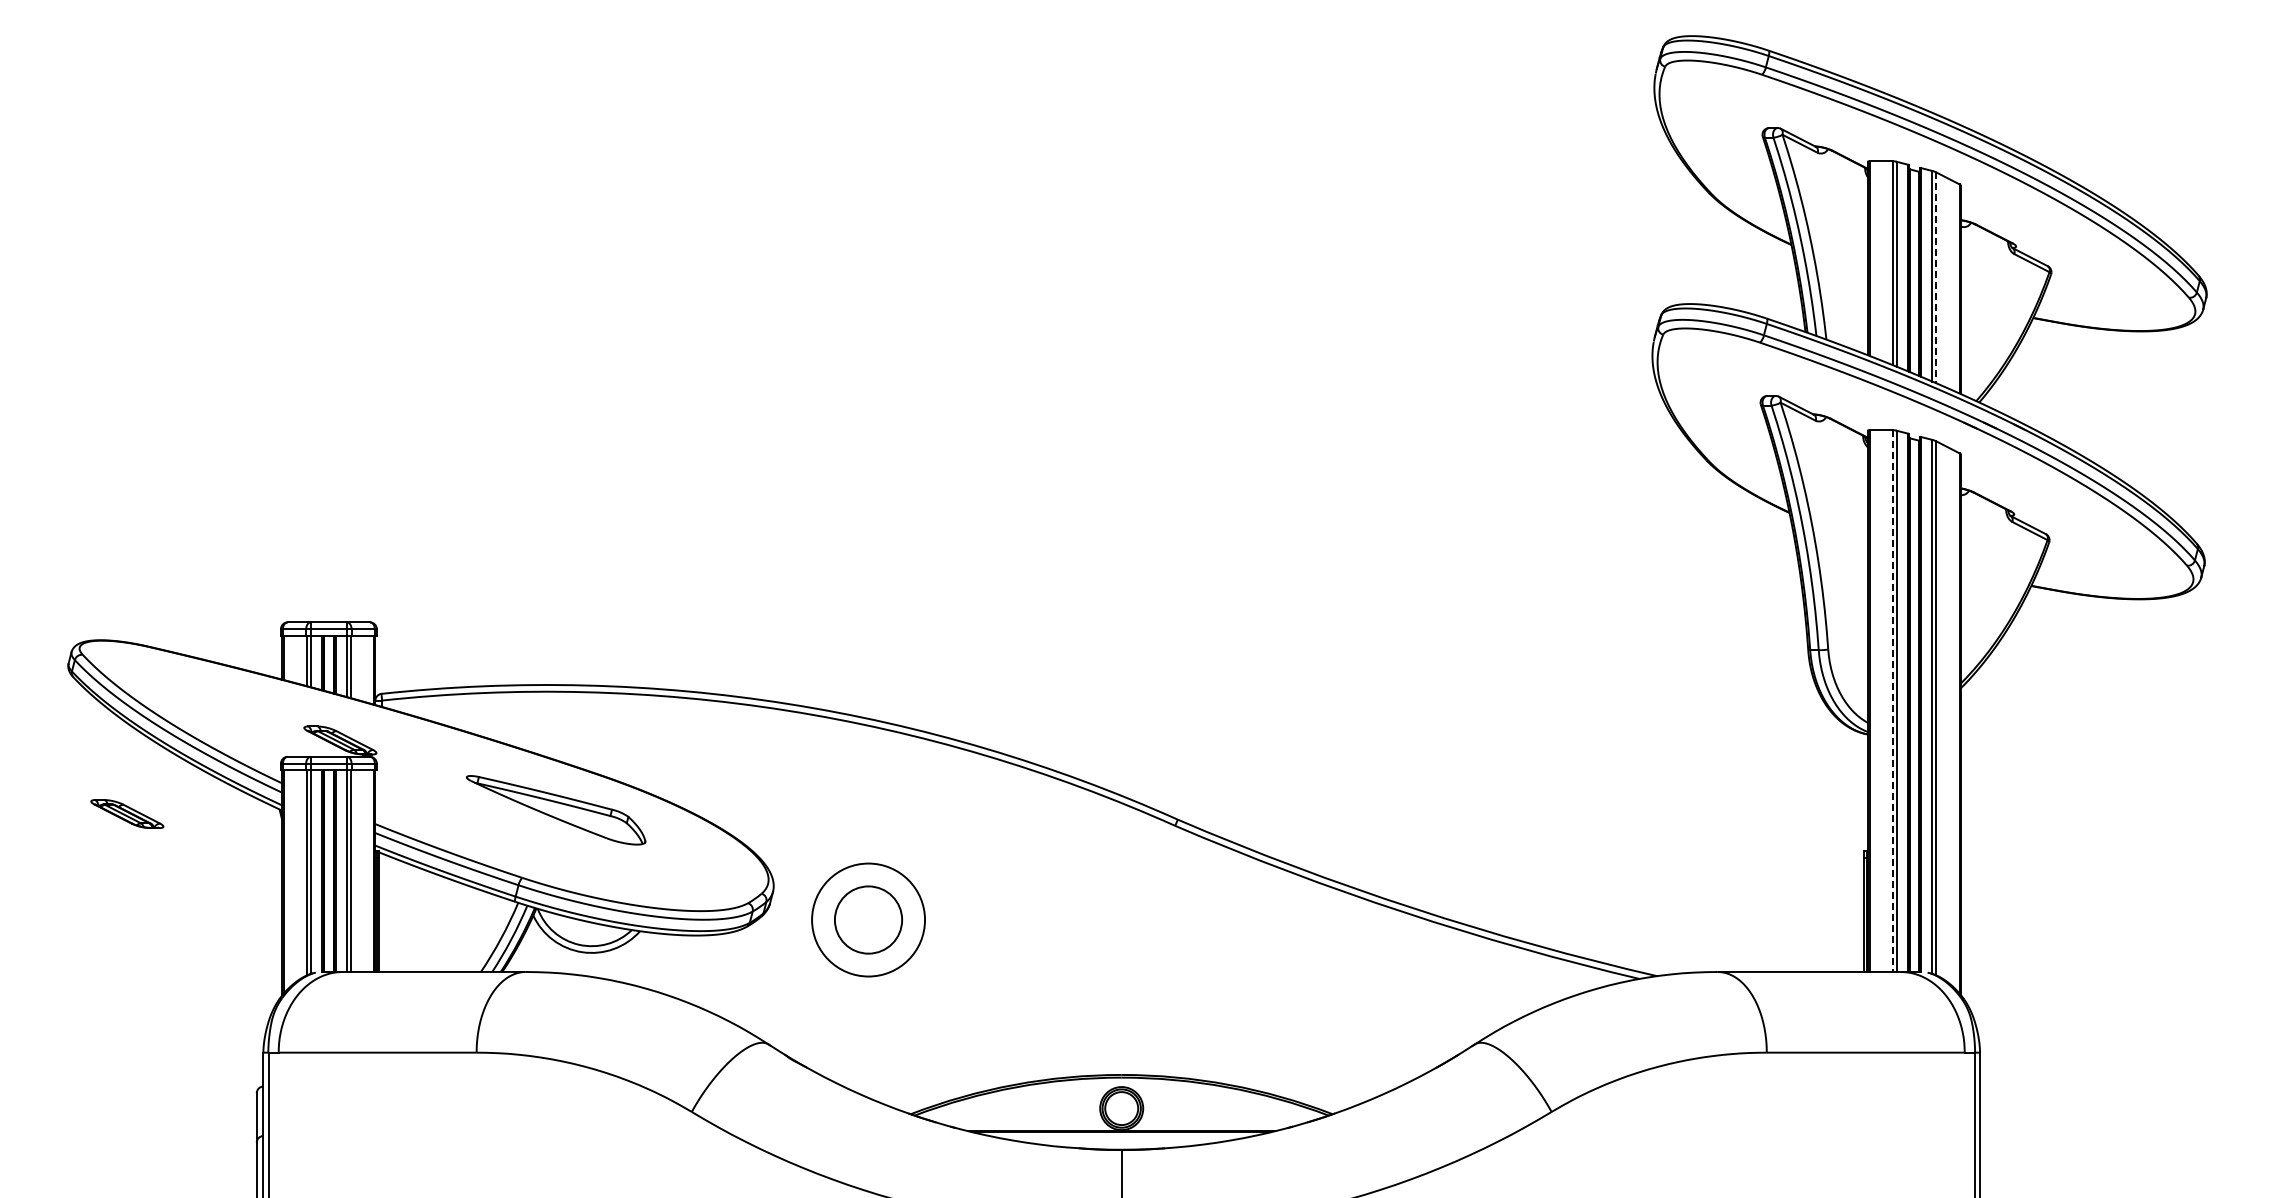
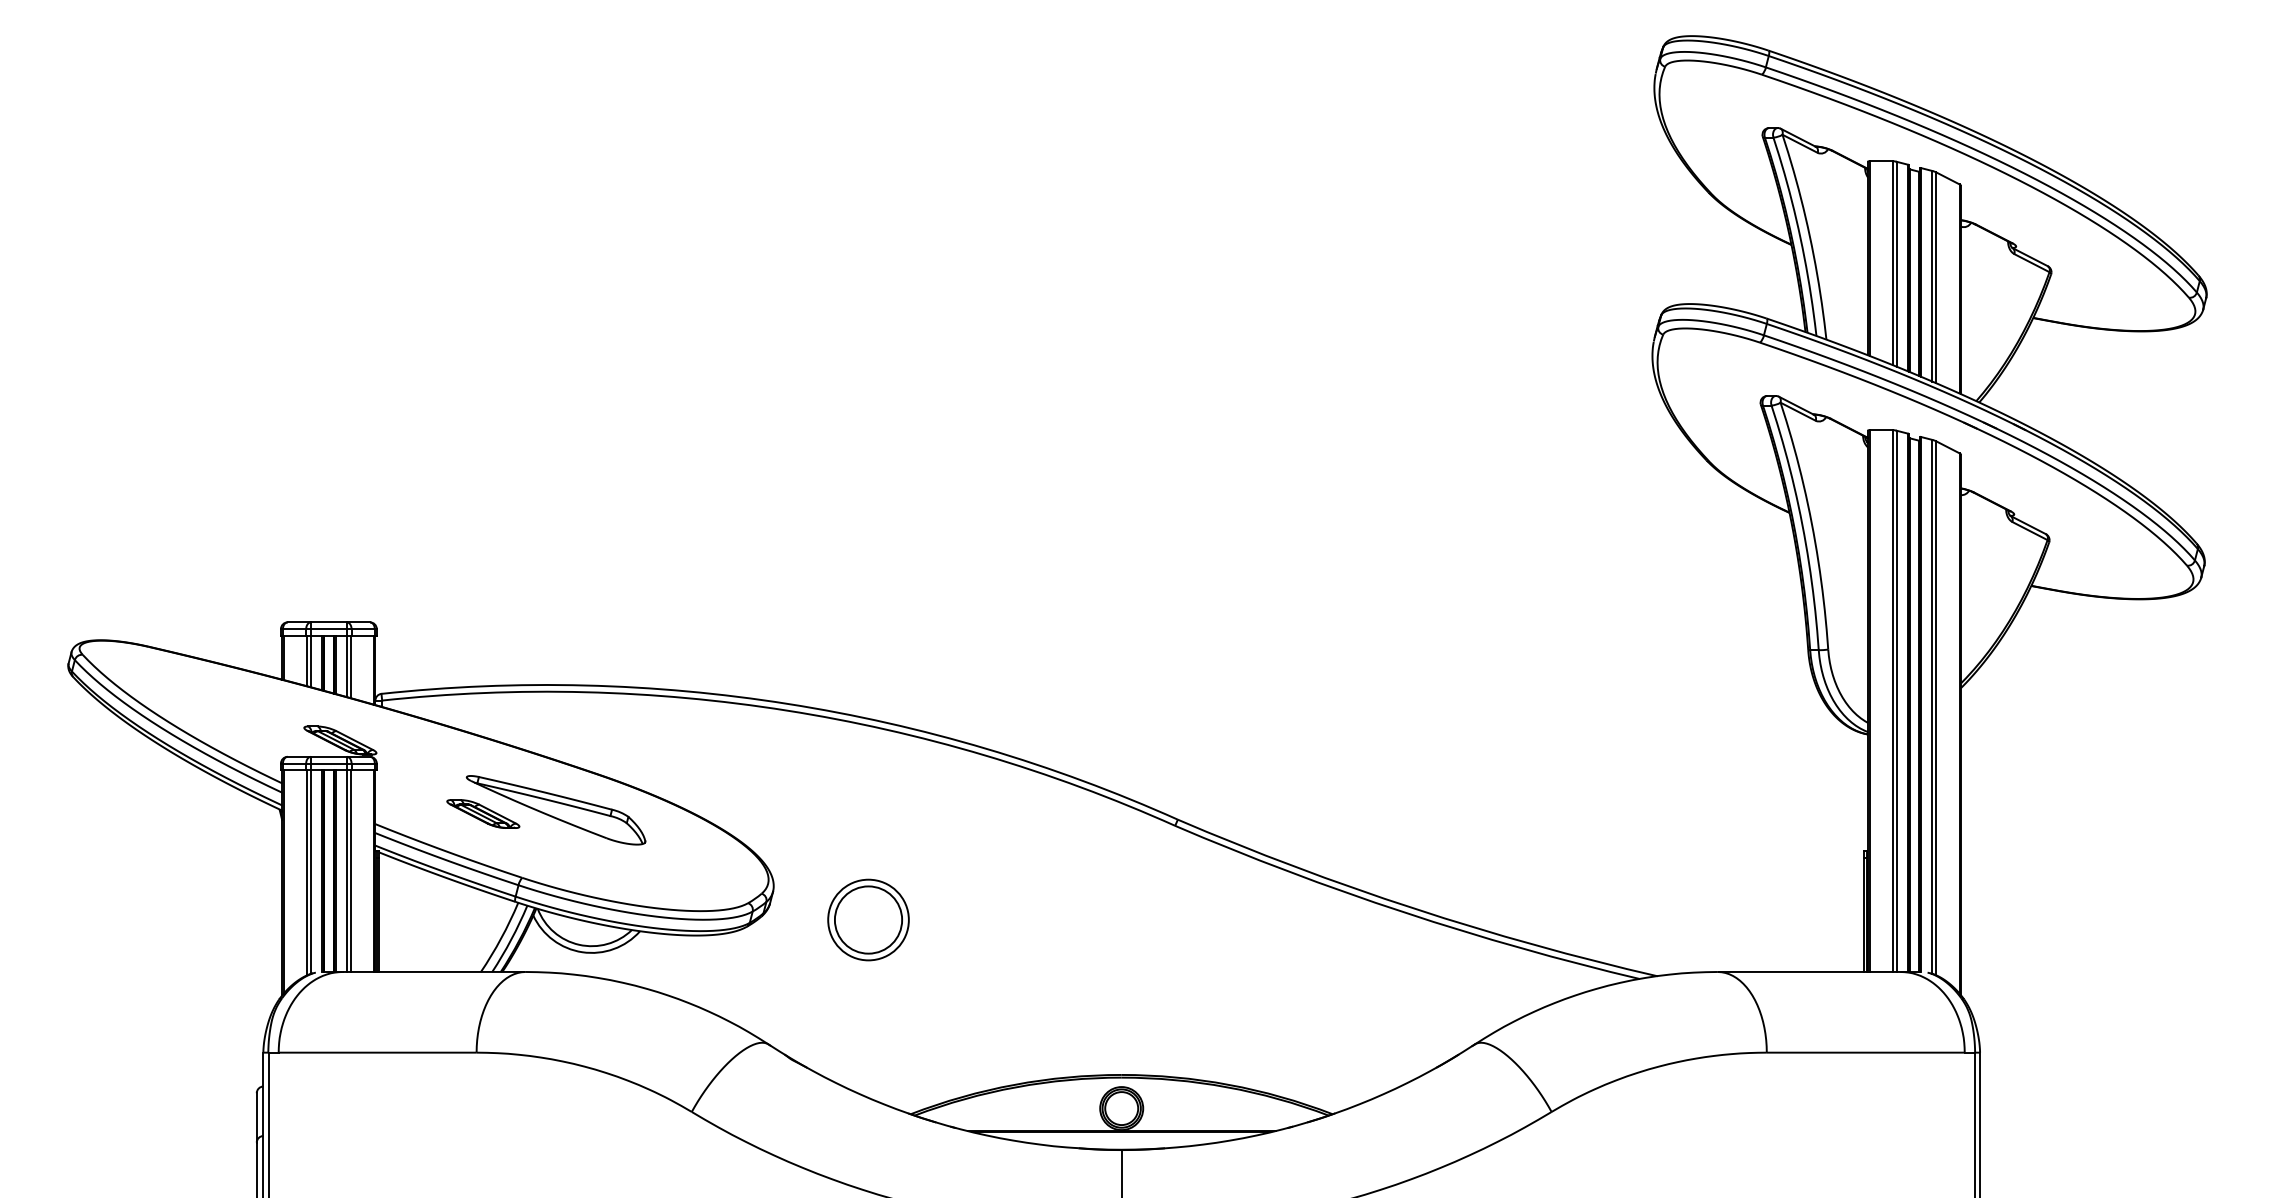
line: dashed -> solid (1936, 278)
line: dashed -> solid (1892, 701)
part position: (127, 813) -> (483, 813) (483, 813)
circle diameter: 113 px -> 81 px (868, 919)
